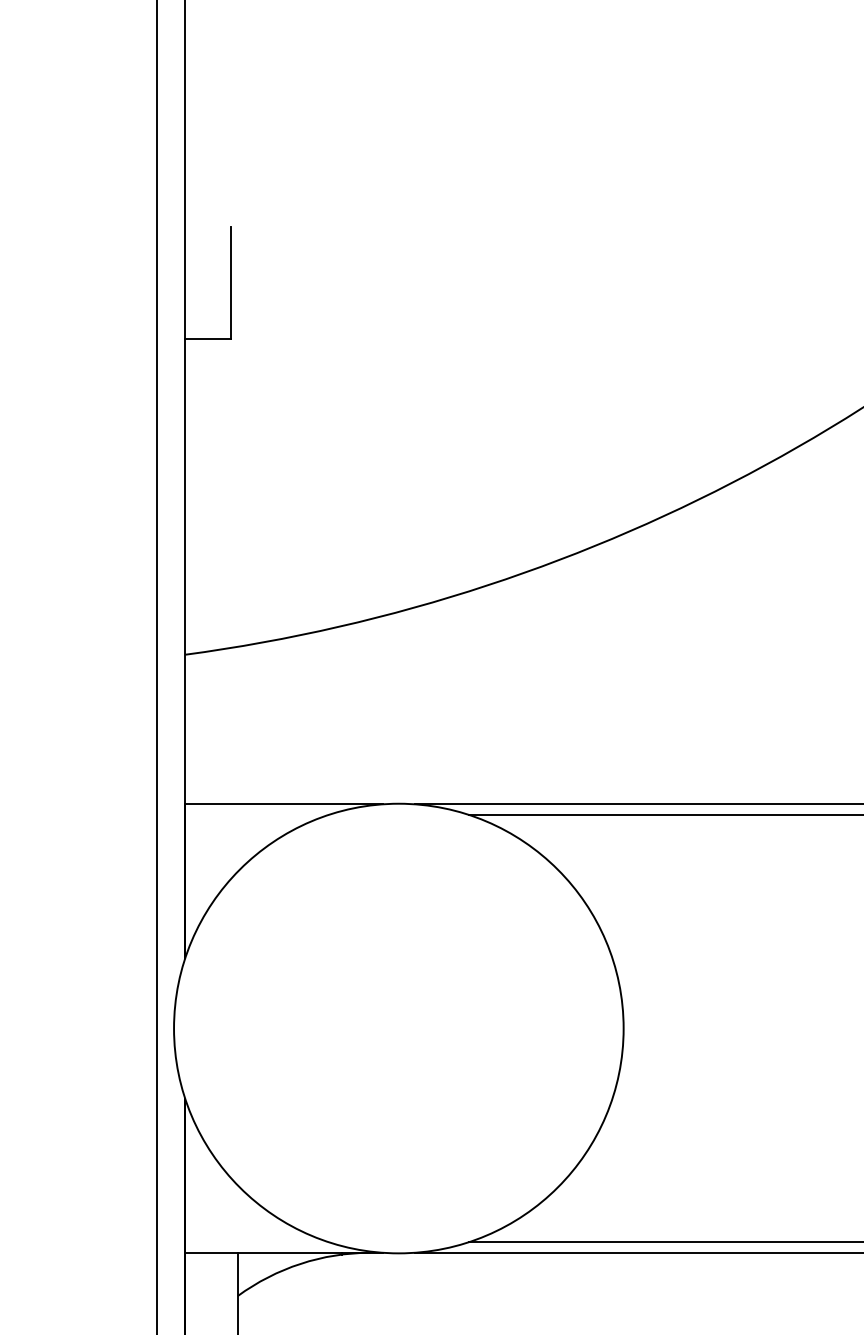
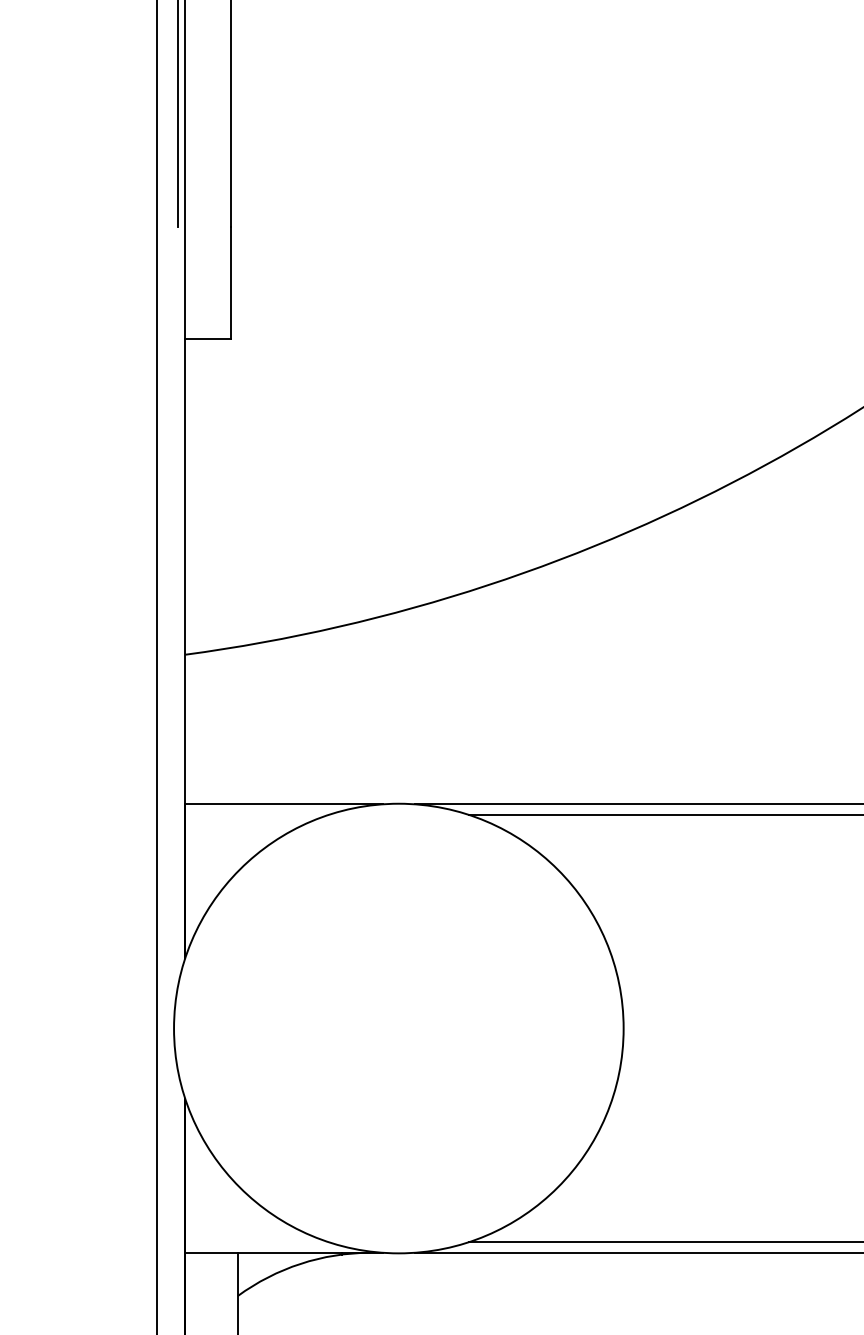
line: none -> present (178, 114)
line: none -> present (230, 114)
